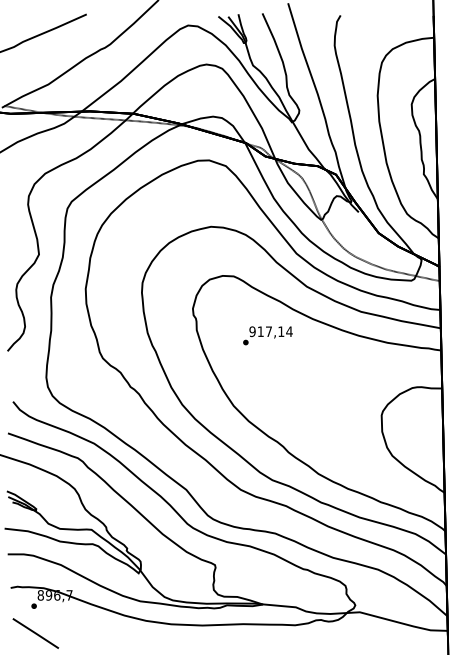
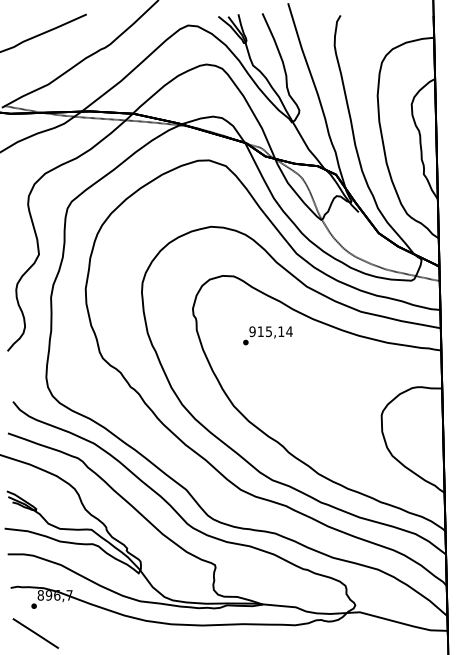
text: 917,14 -> 915,14 (268, 331)
